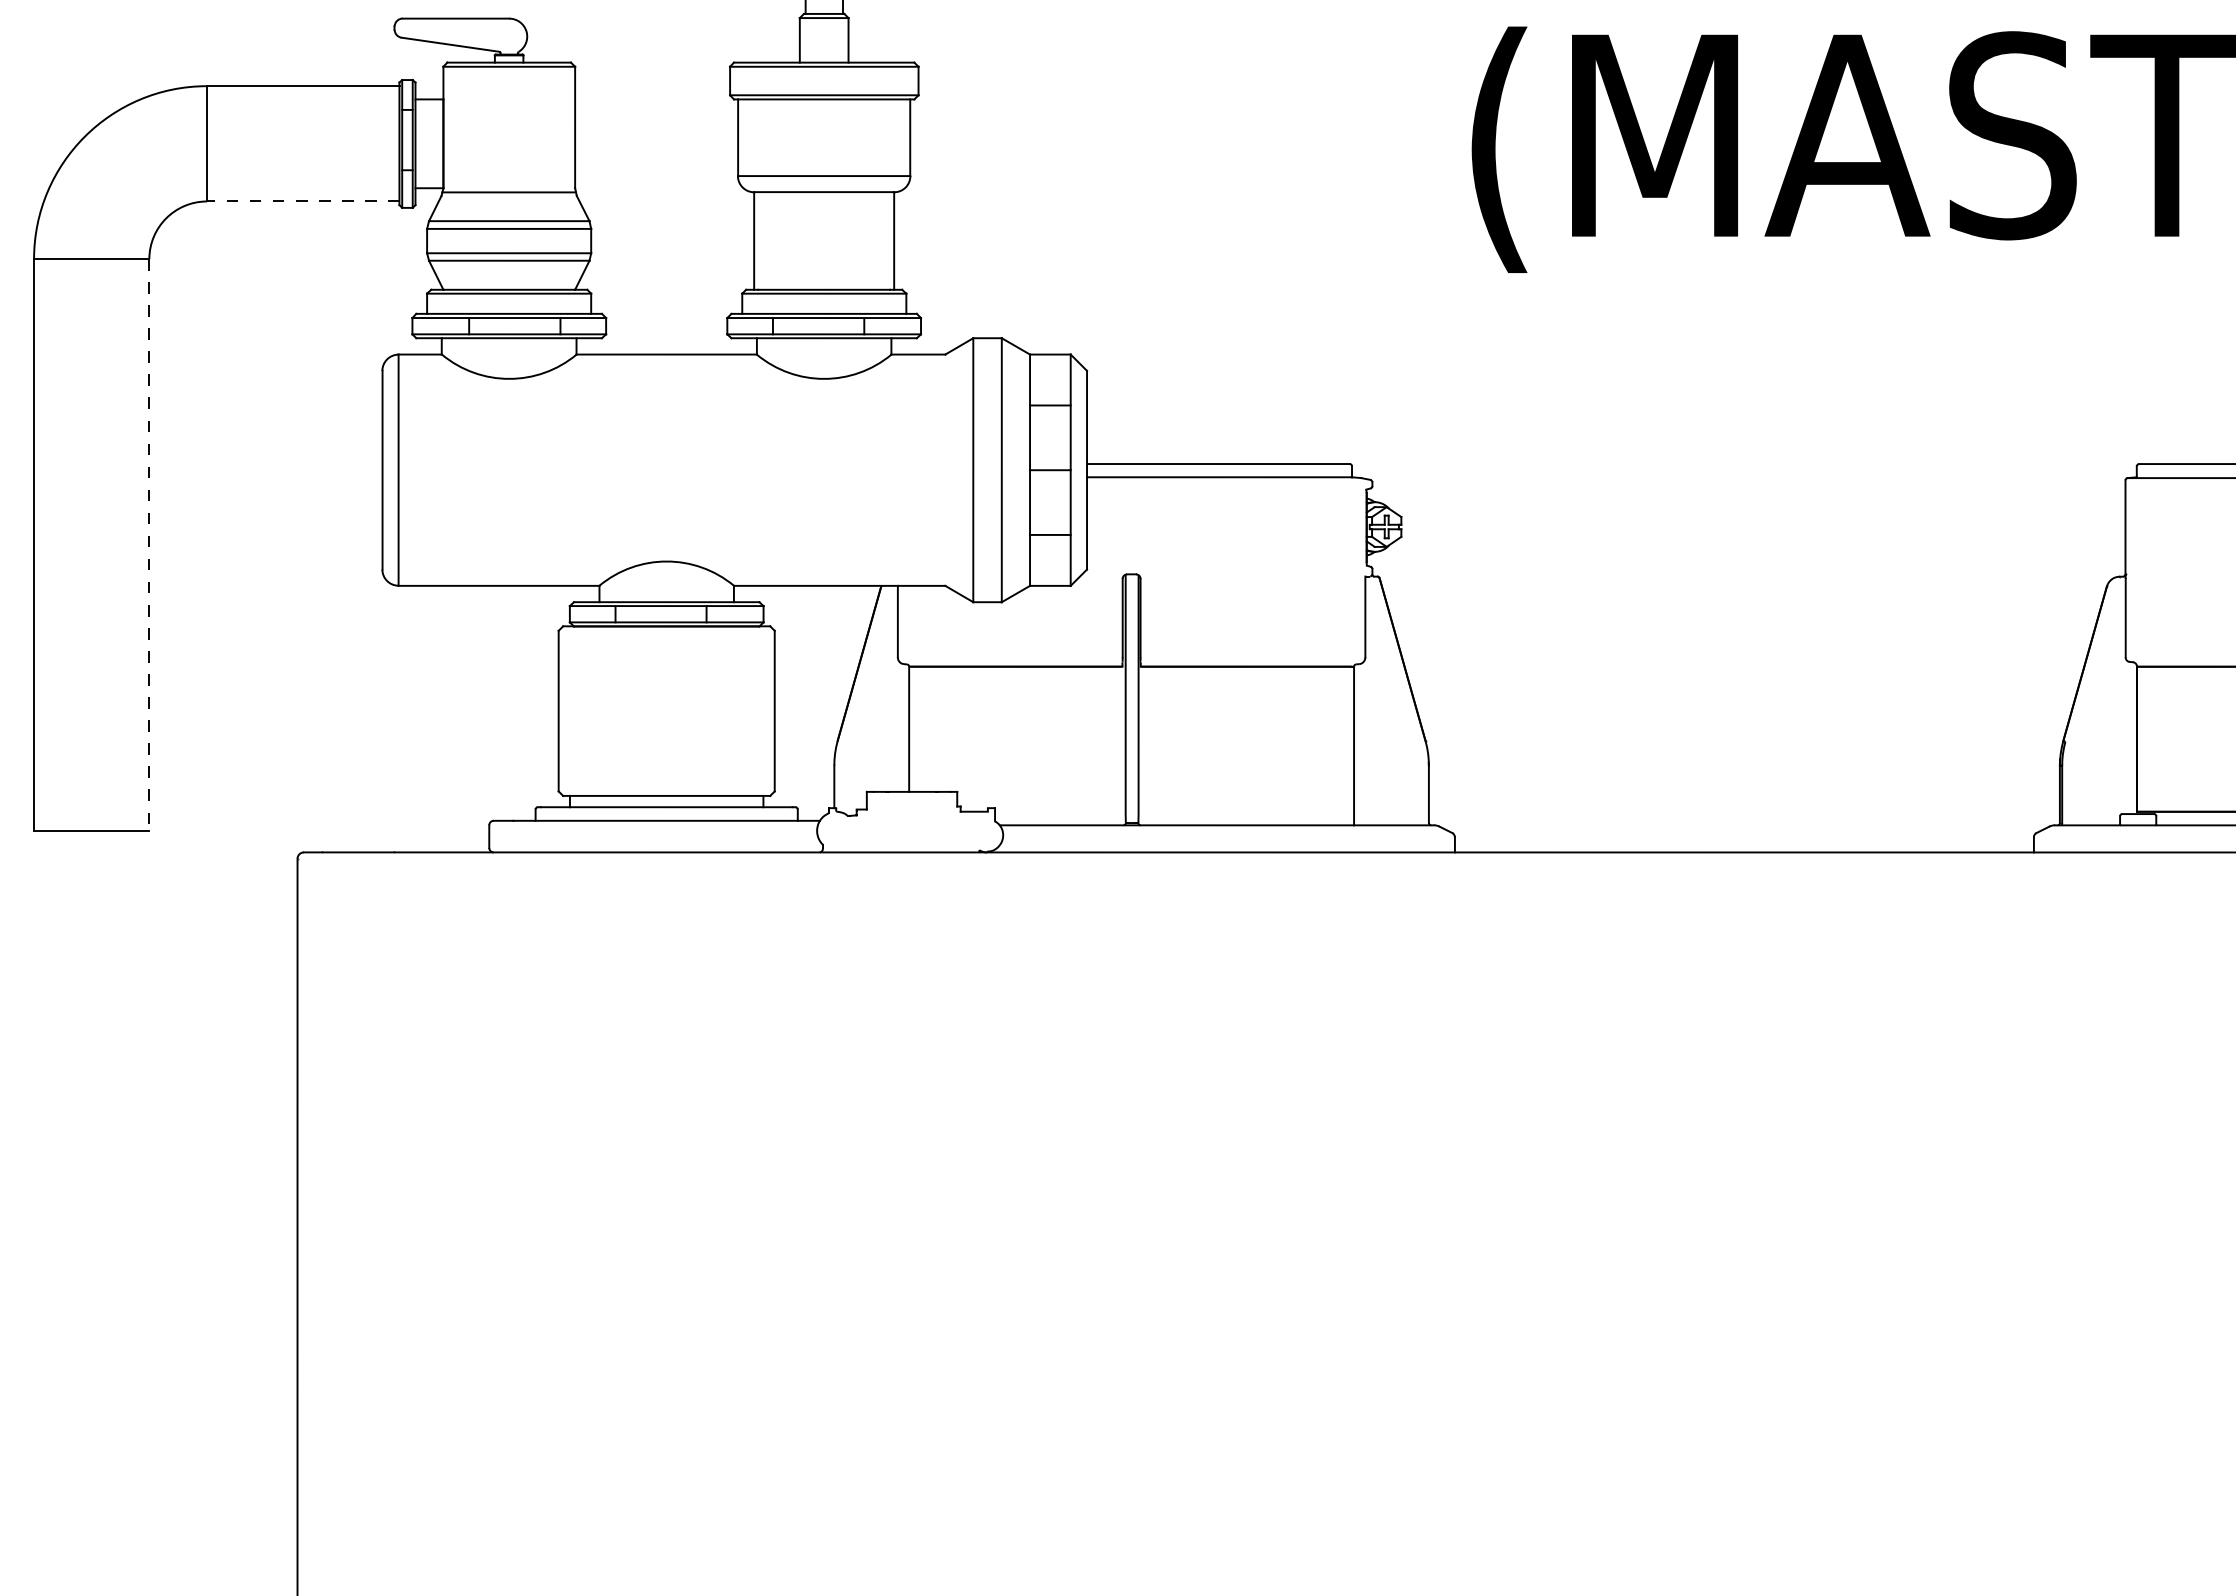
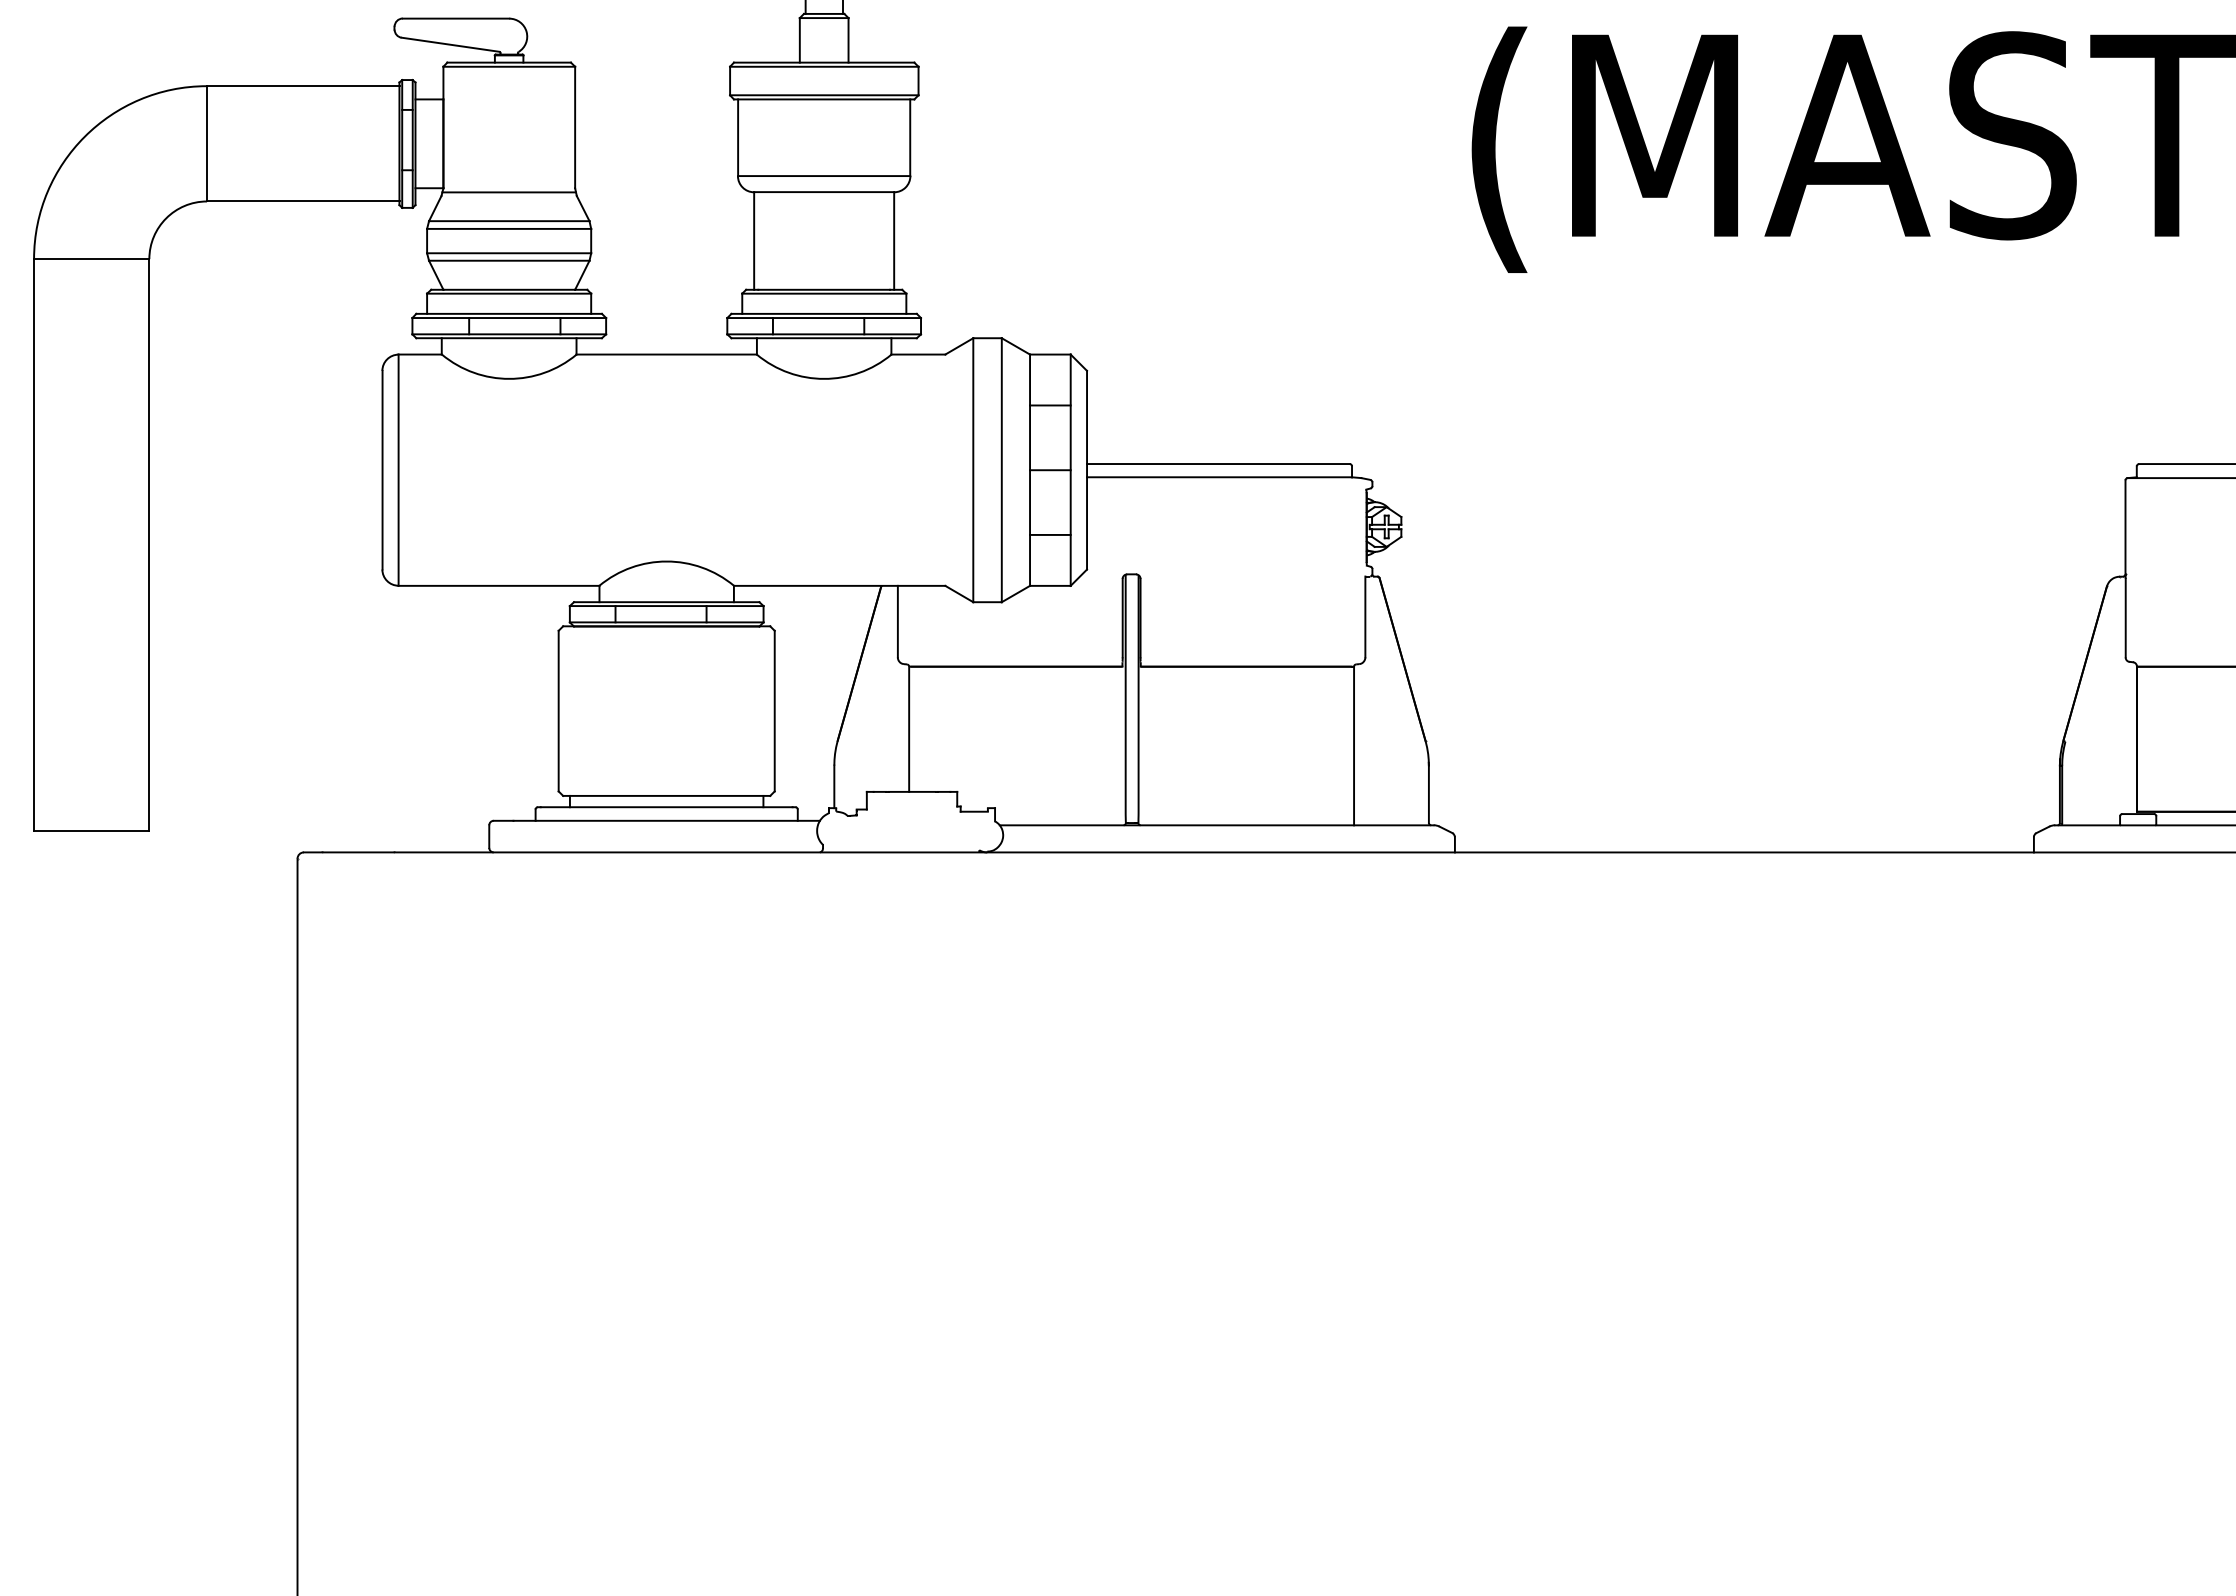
line: dashed -> solid (302, 201)
line: dashed -> solid (149, 544)
